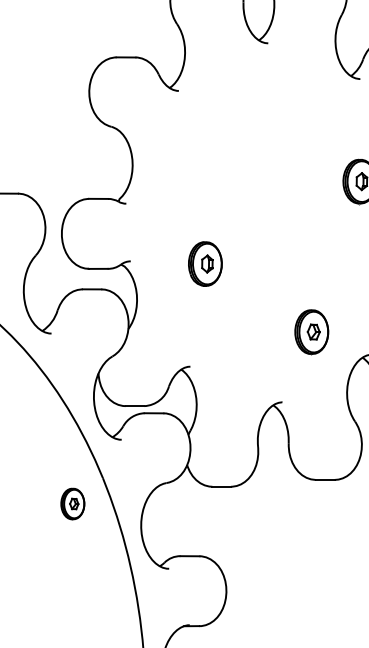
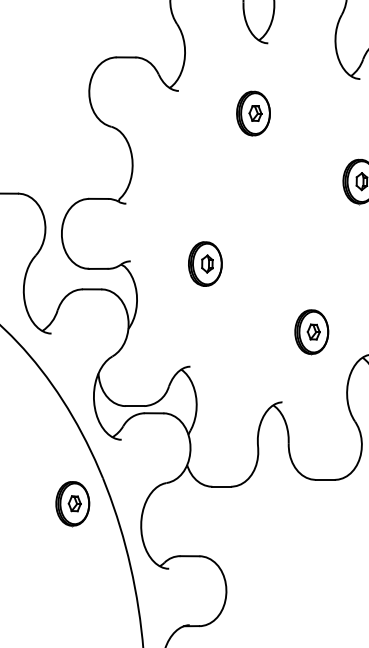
part: none -> present (253, 113)
part size: 26x34 px -> 36x47 px (72, 504)
